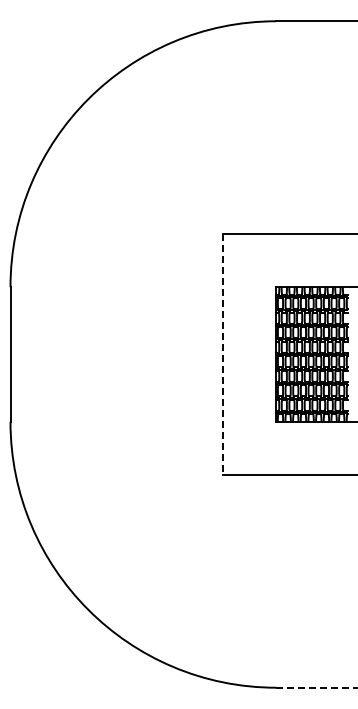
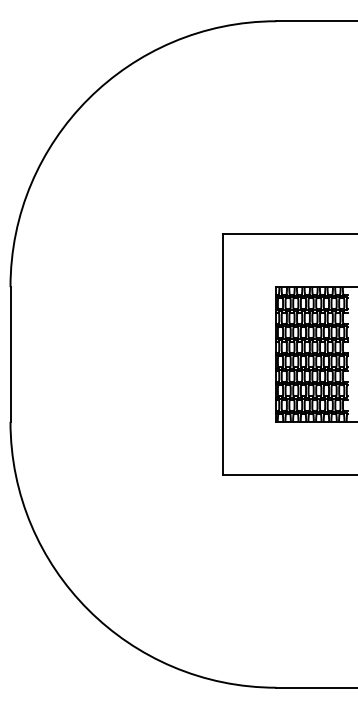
line: dashed -> solid (223, 354)
line: dashed -> solid (317, 687)
